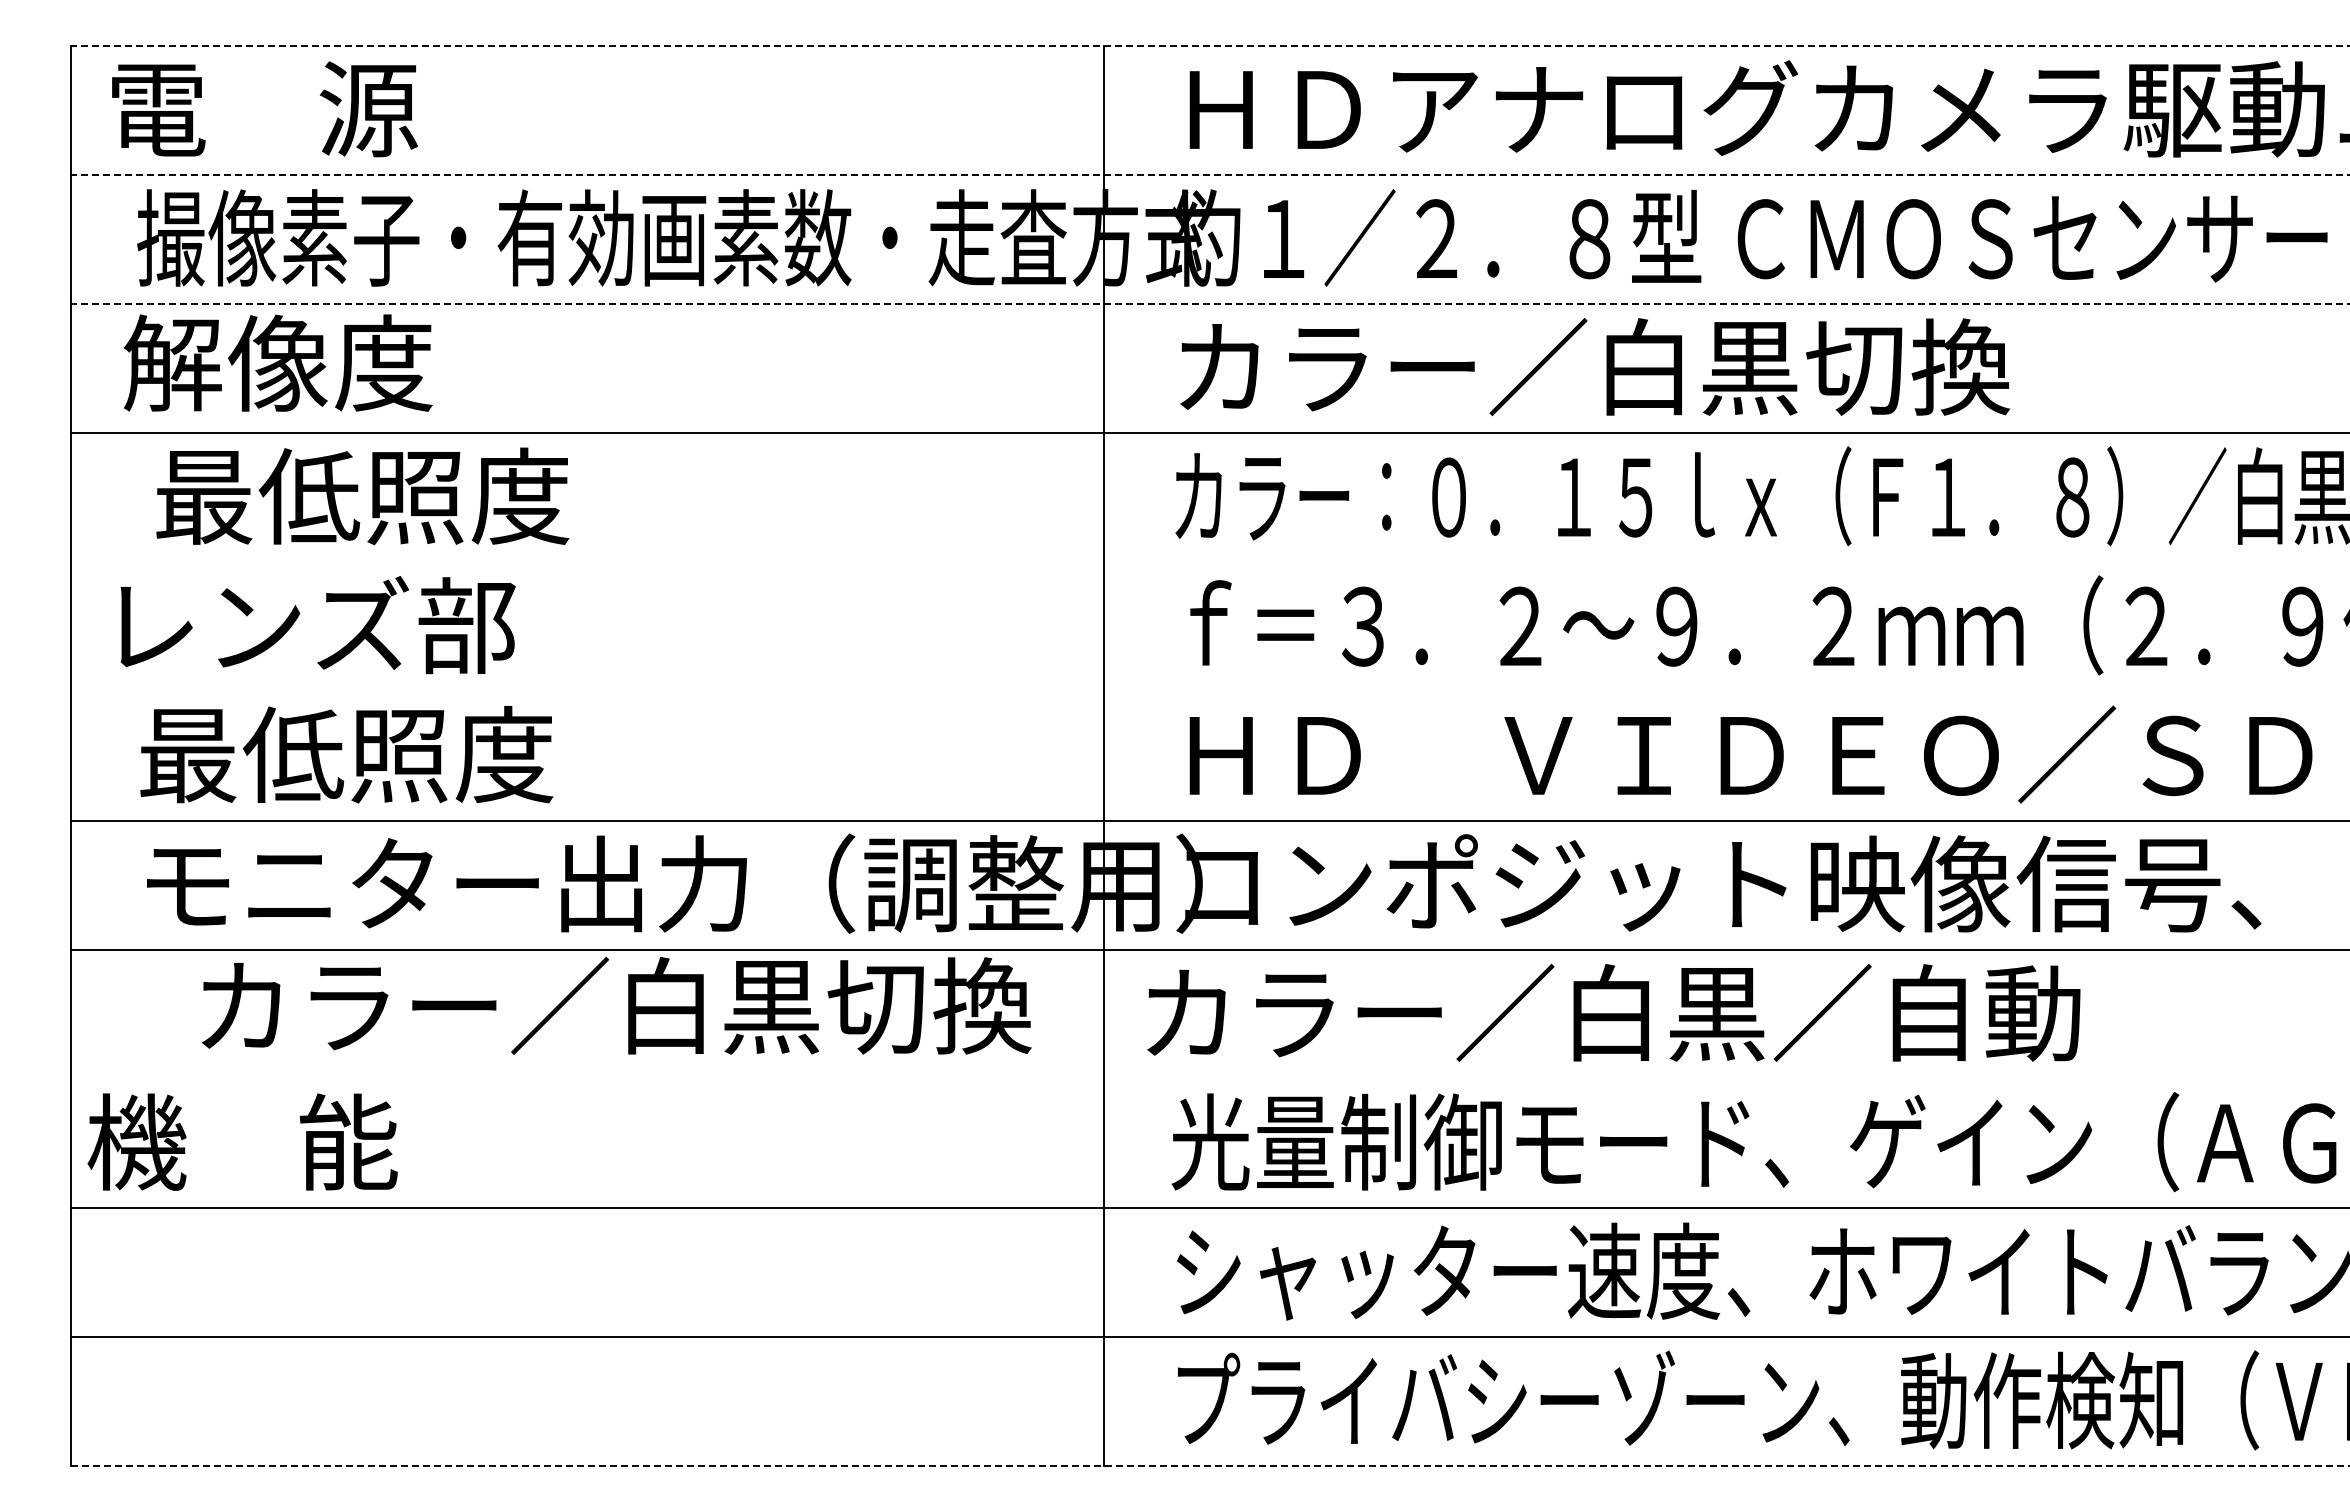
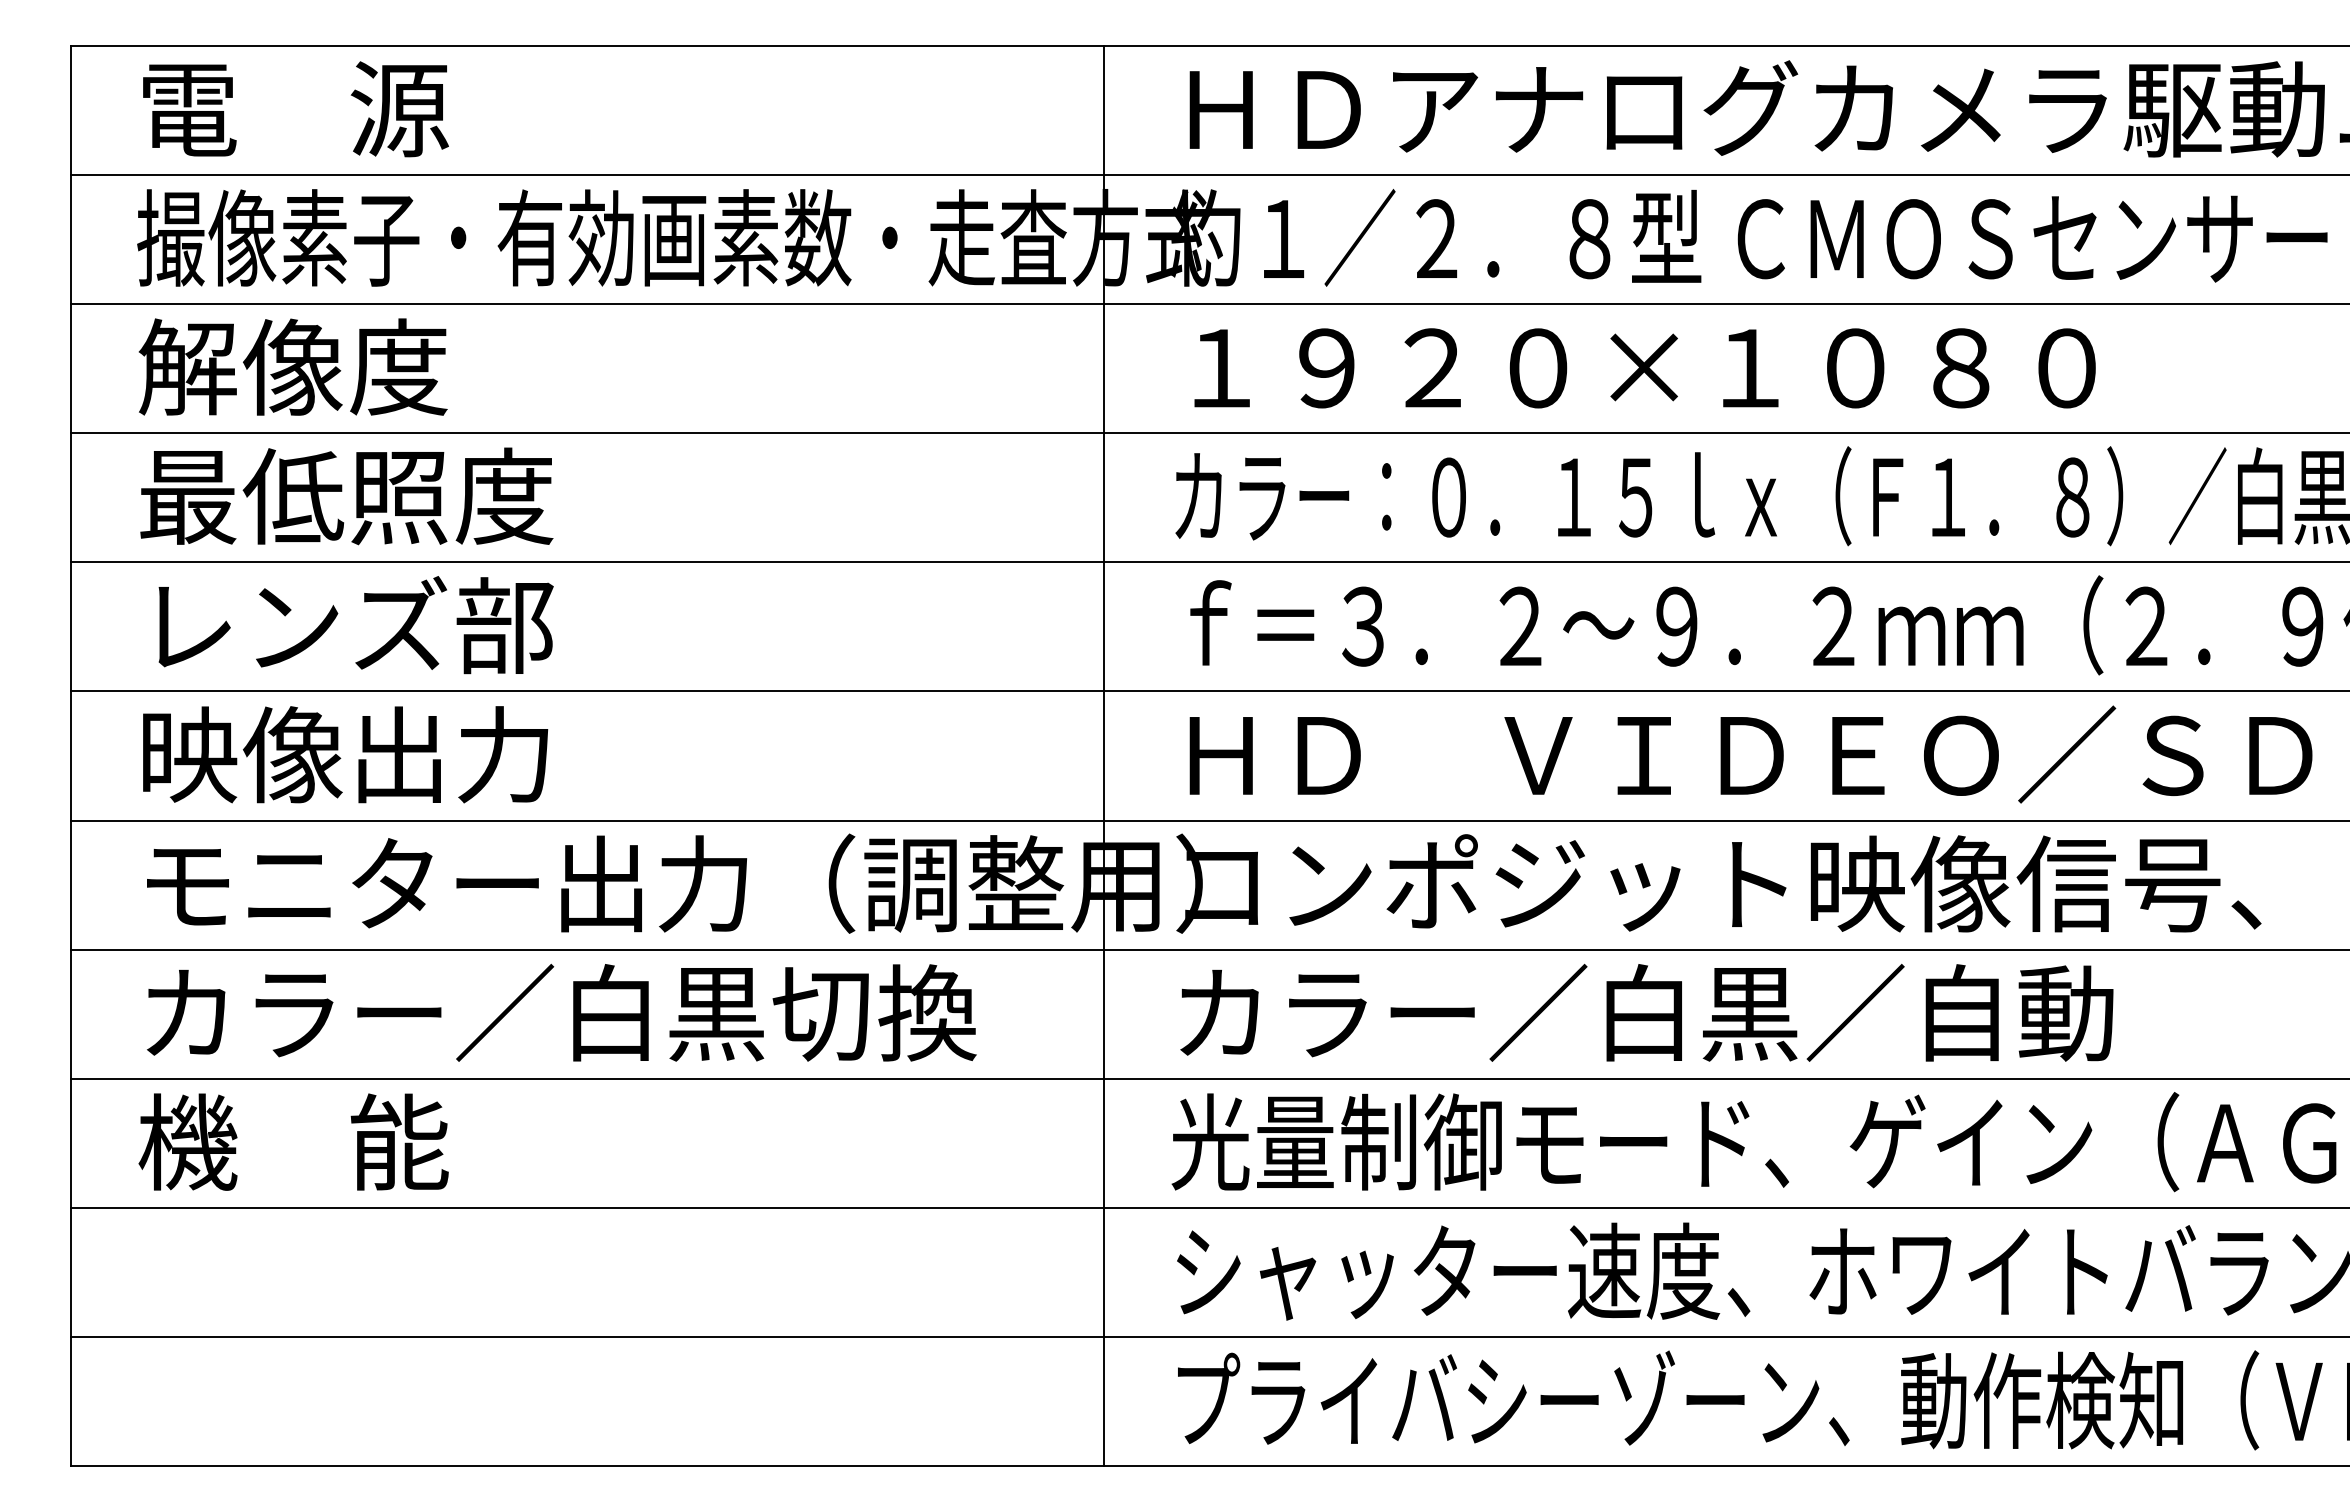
line: dashed -> solid (1210, 45)
text position: (264, 109) -> (295, 109) (295, 109)
line: dashed -> solid (1210, 174)
line: dashed -> solid (1210, 303)
text position: (277, 362) -> (292, 366) (292, 366)
text: カラー／白黒切換 -> １９２０×１０８０ (1637, 367)
text position: (362, 496) -> (346, 496) (346, 496)
line: none -> present (1208, 562)
text position: (317, 625) -> (355, 625) (355, 625)
line: none -> present (1208, 691)
text: 最低照度 -> 映像出力 (346, 754)
text position: (616, 1005) -> (561, 1012) (561, 1012)
text position: (1613, 1012) -> (1646, 1012) (1646, 1012)
line: none -> present (1208, 1078)
text position: (242, 1141) -> (293, 1141) (293, 1141)
line: dashed -> solid (1210, 1466)
